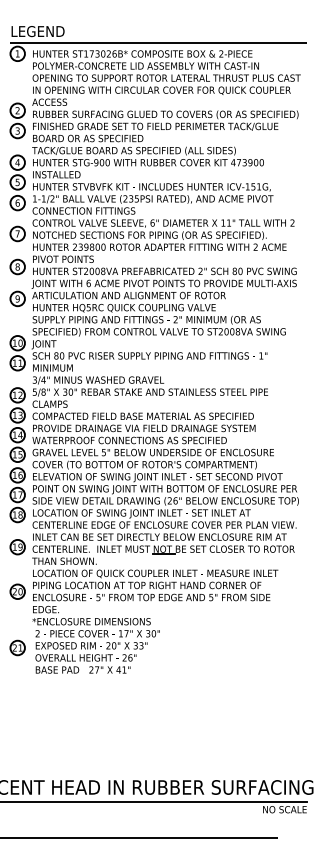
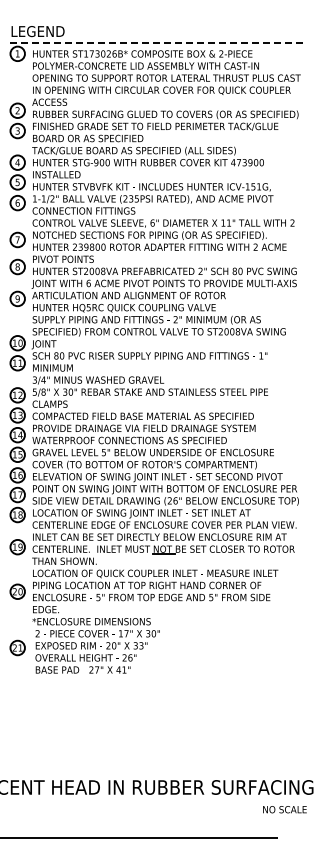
line: solid -> dashed (158, 42)
part position: (17, 233) -> (17, 239) (17, 239)
line: present -> none (154, 801)
